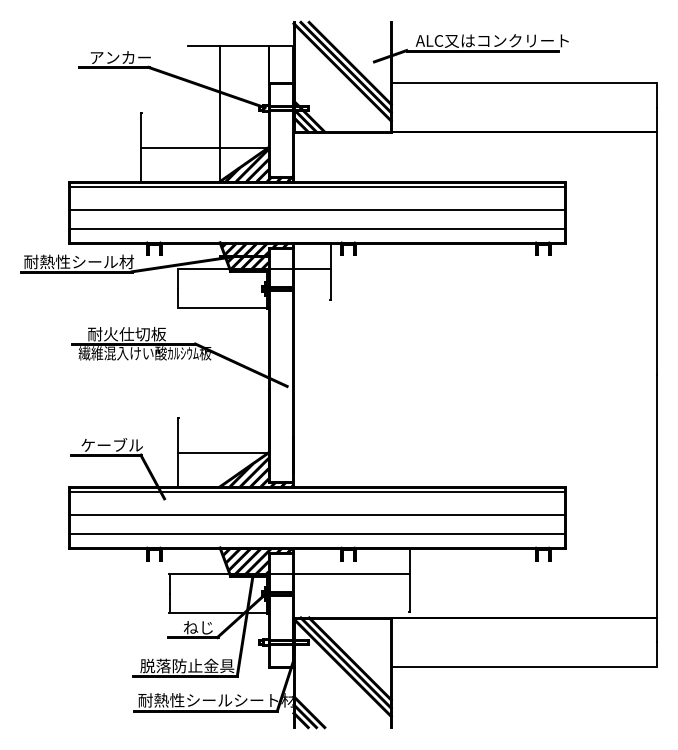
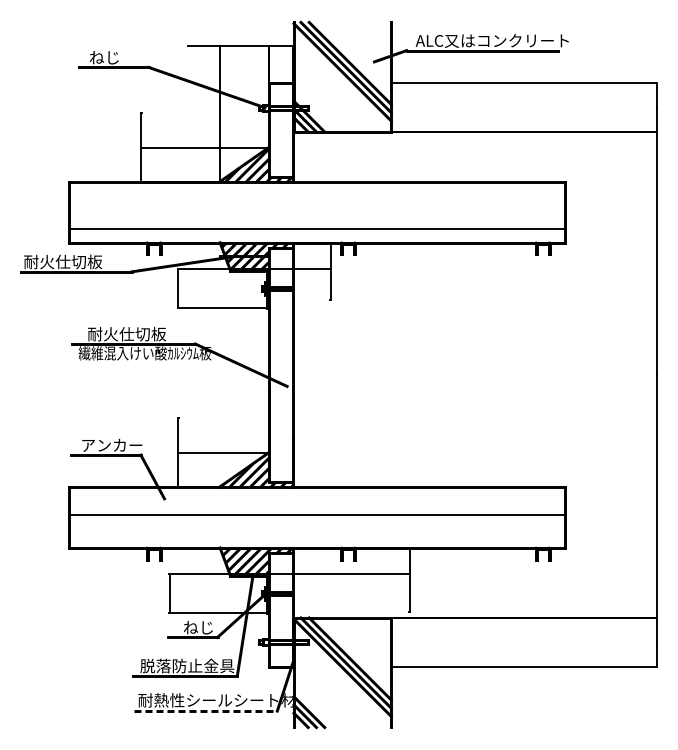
text: アンカー -> ねじ (120, 57)
line: present -> none (317, 186)
line: present -> none (317, 209)
text: 耐熱性シール材 -> 耐火仕切板 (87, 261)
text: ケーブル -> アンカー (111, 444)
line: present -> none (317, 491)
line: present -> none (317, 534)
line: solid -> dashed (205, 711)
